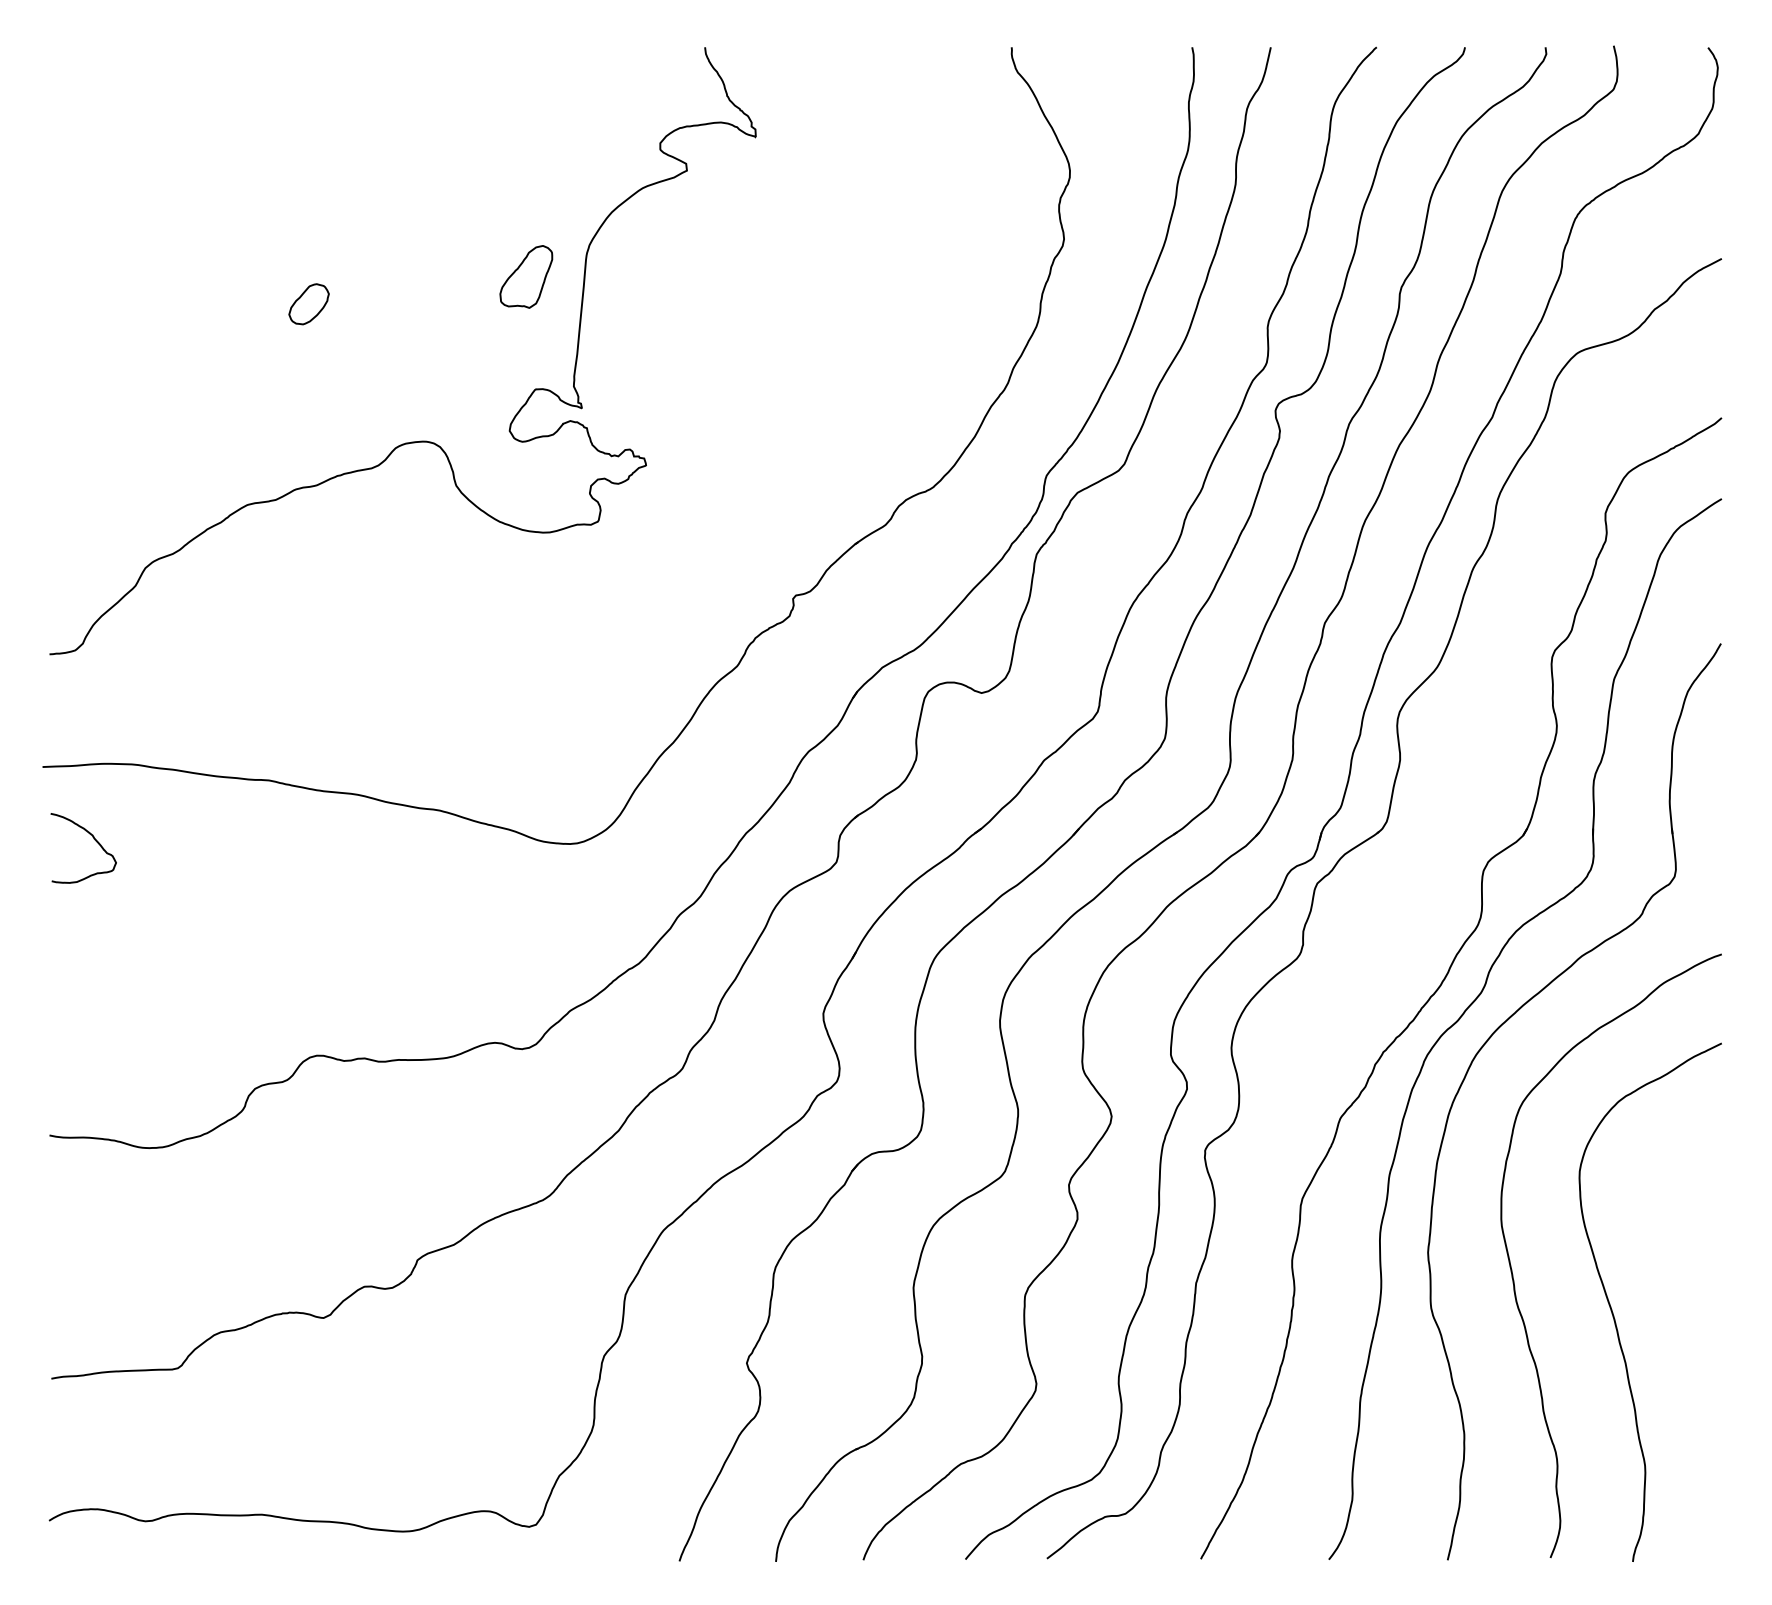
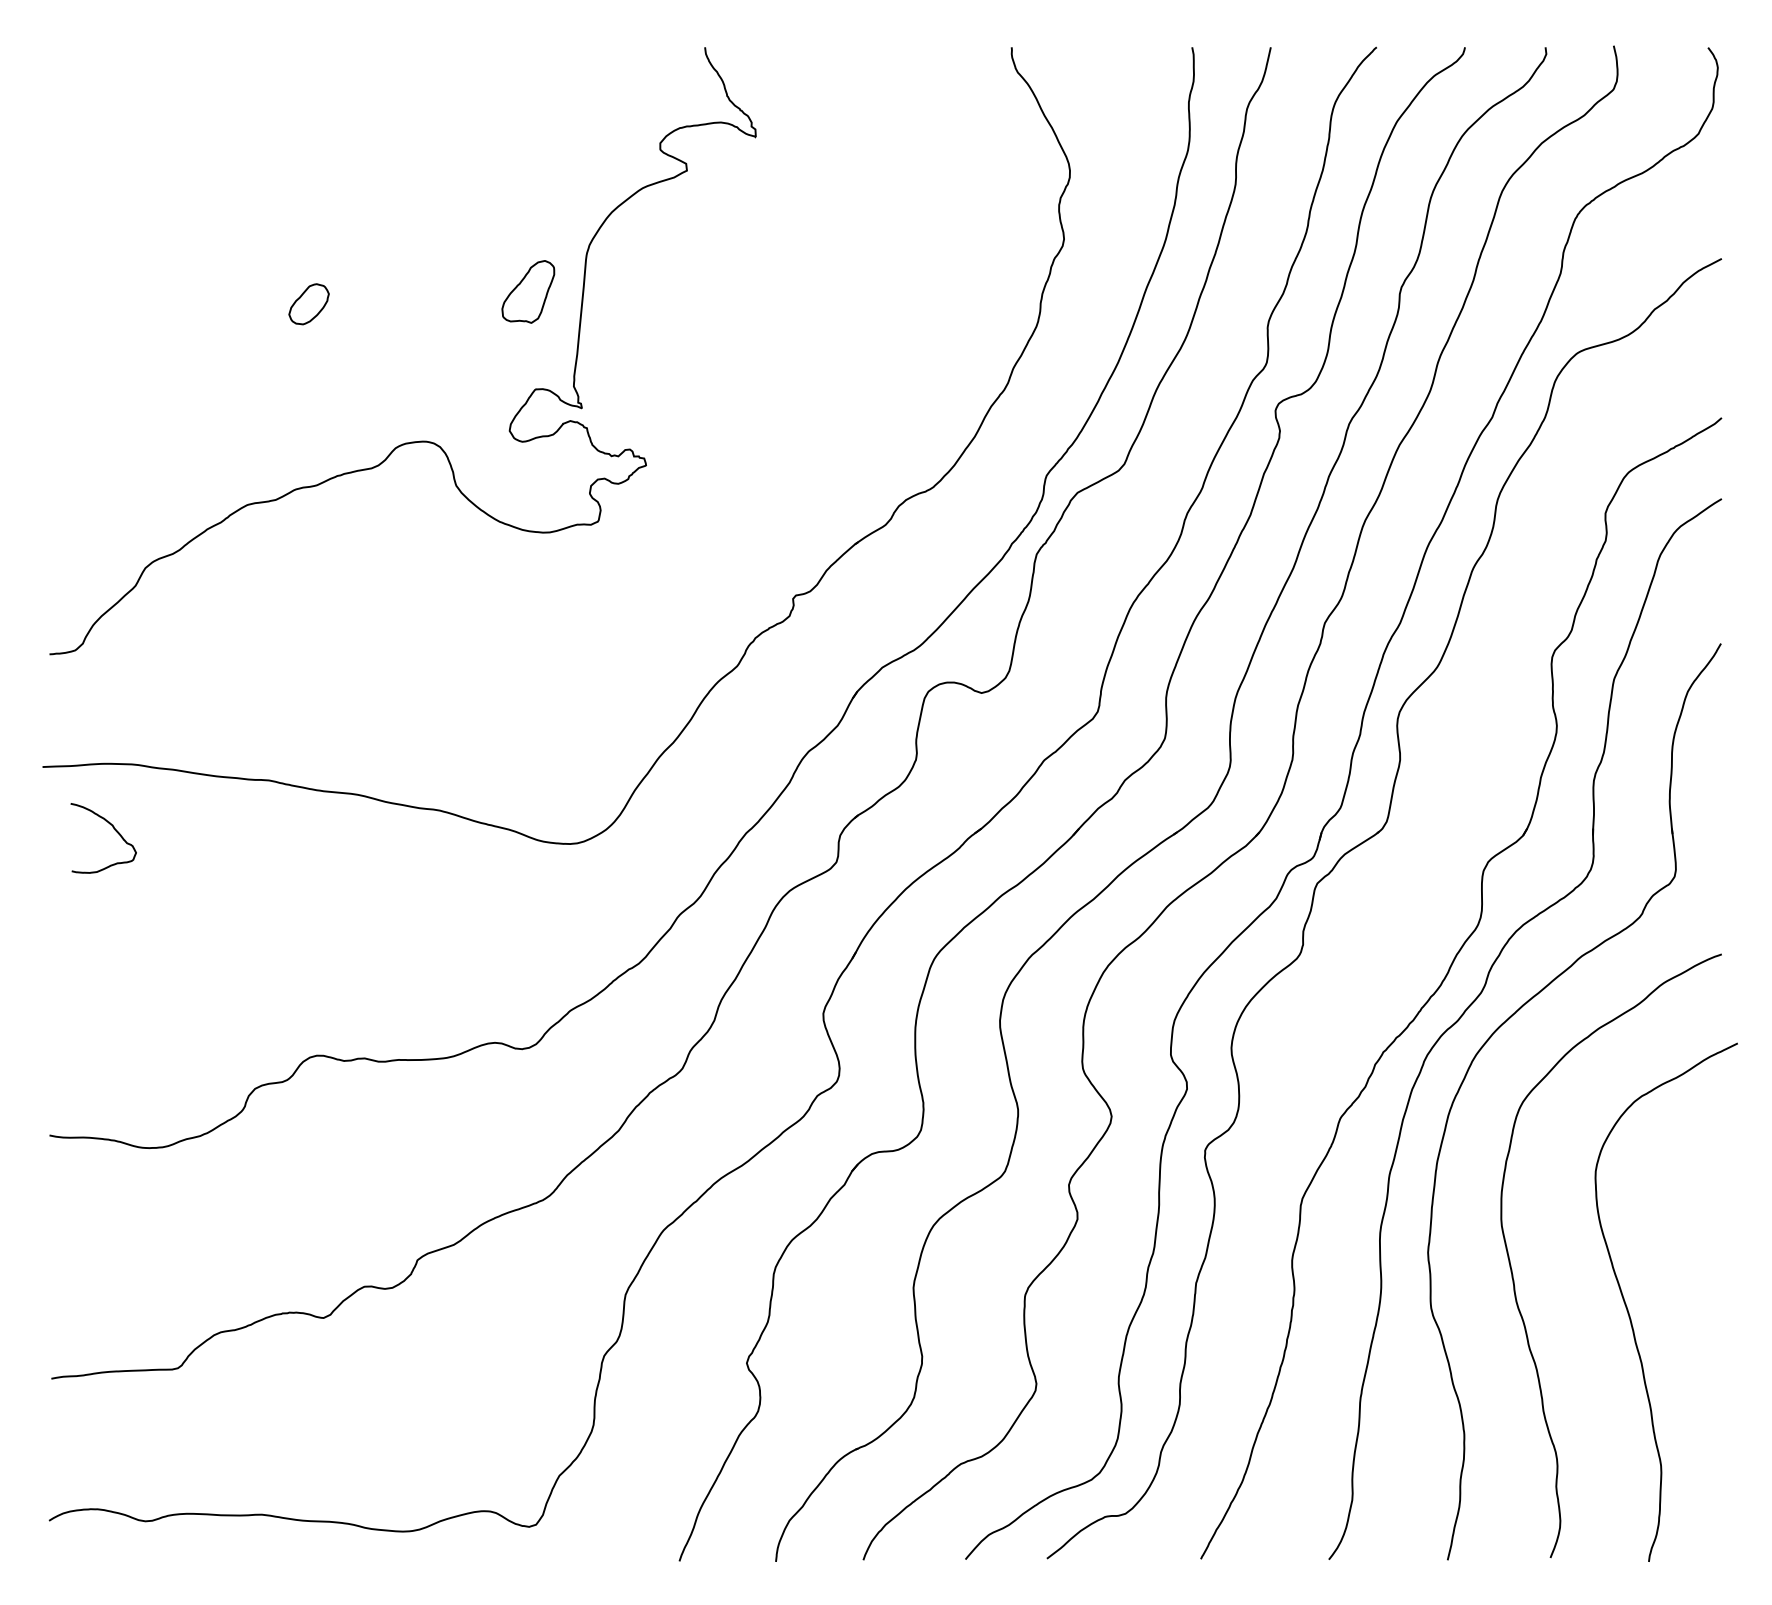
part position: (526, 276) -> (528, 291) (528, 291)
curve position: (94, 840) -> (114, 830) (114, 830)
curve position: (1613, 1312) -> (1629, 1312) (1629, 1312)
